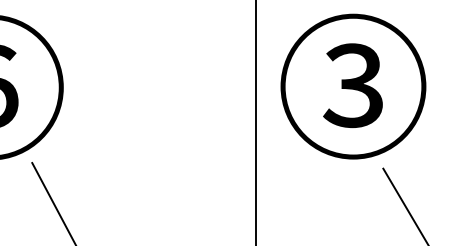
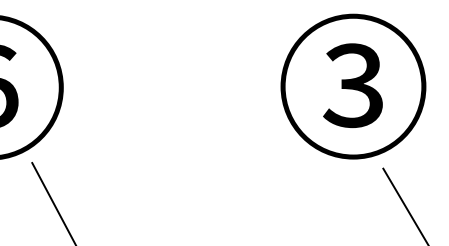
line: present -> none (256, 122)
